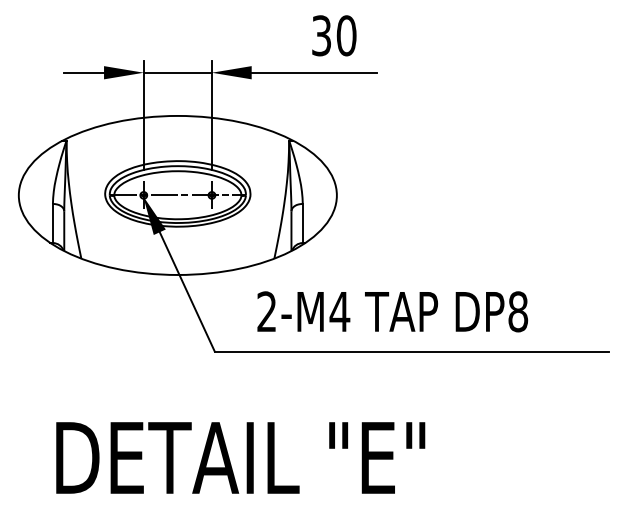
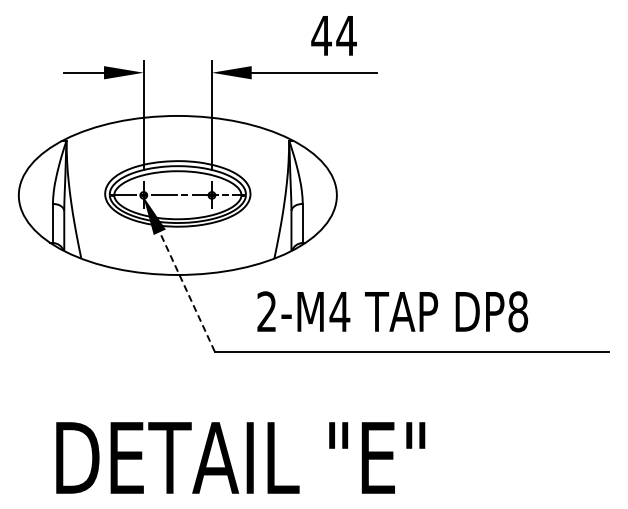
text: 30 -> 44 (333, 35)
line: present -> none (177, 72)
line: solid -> dashed (187, 291)
